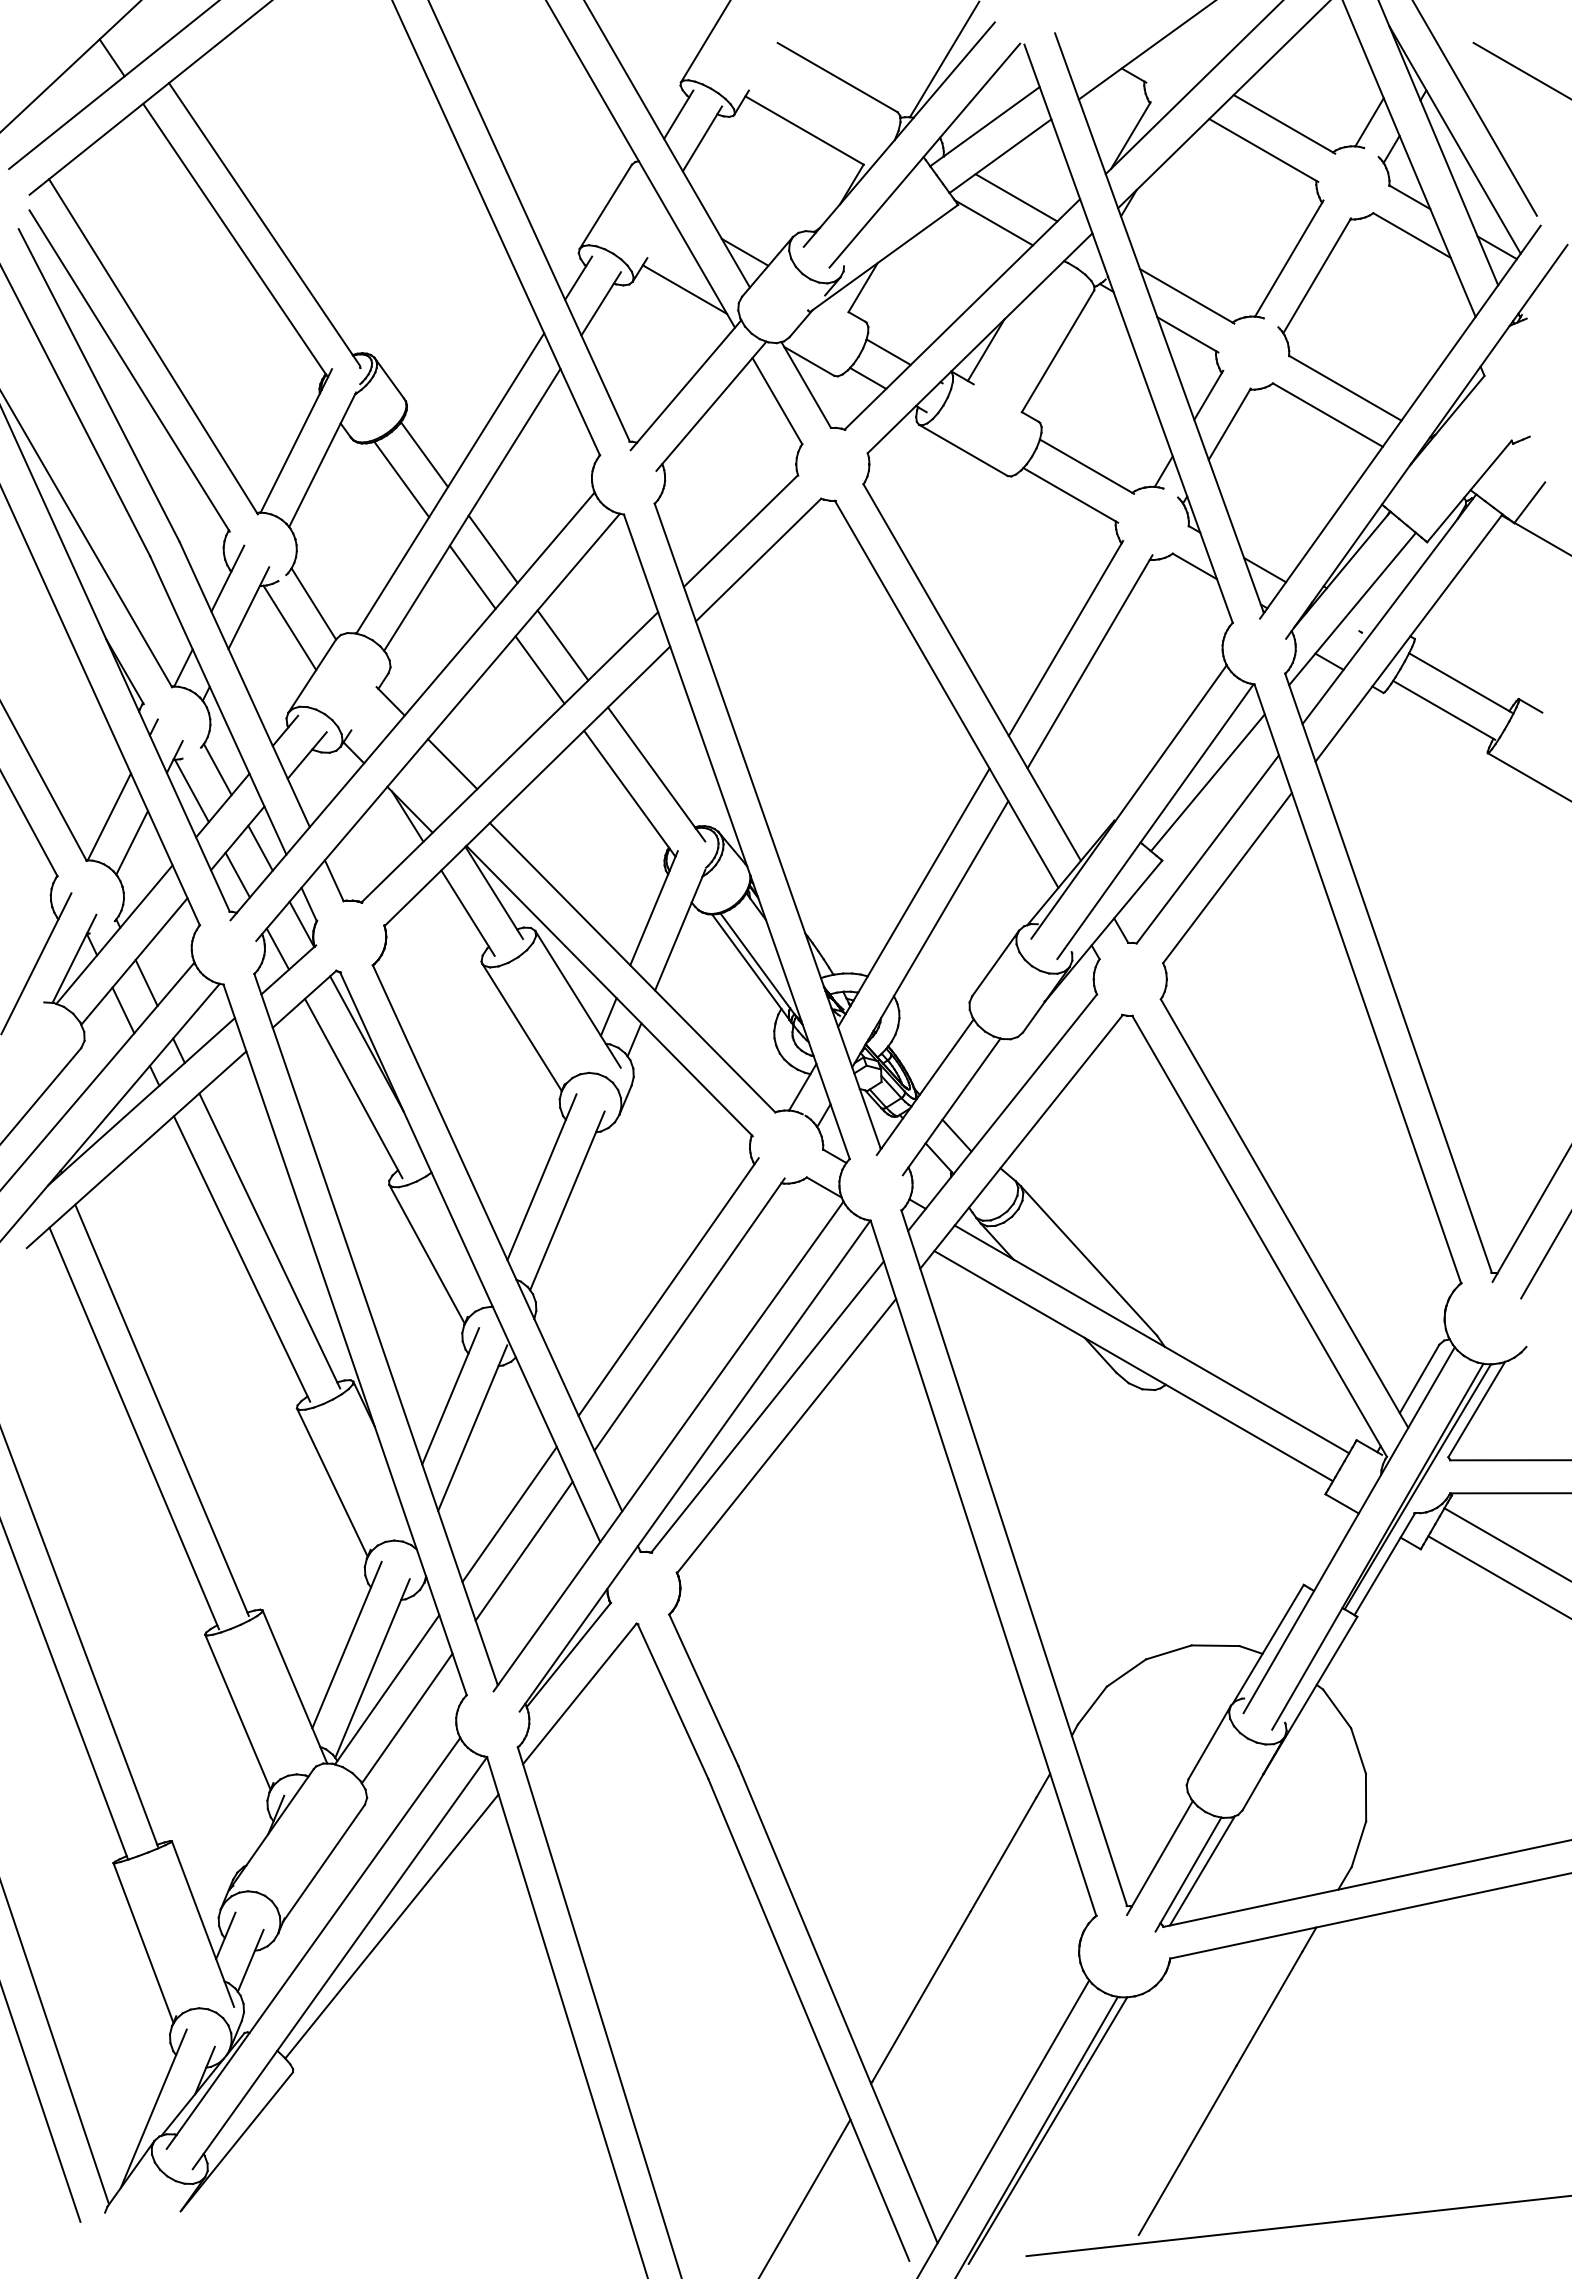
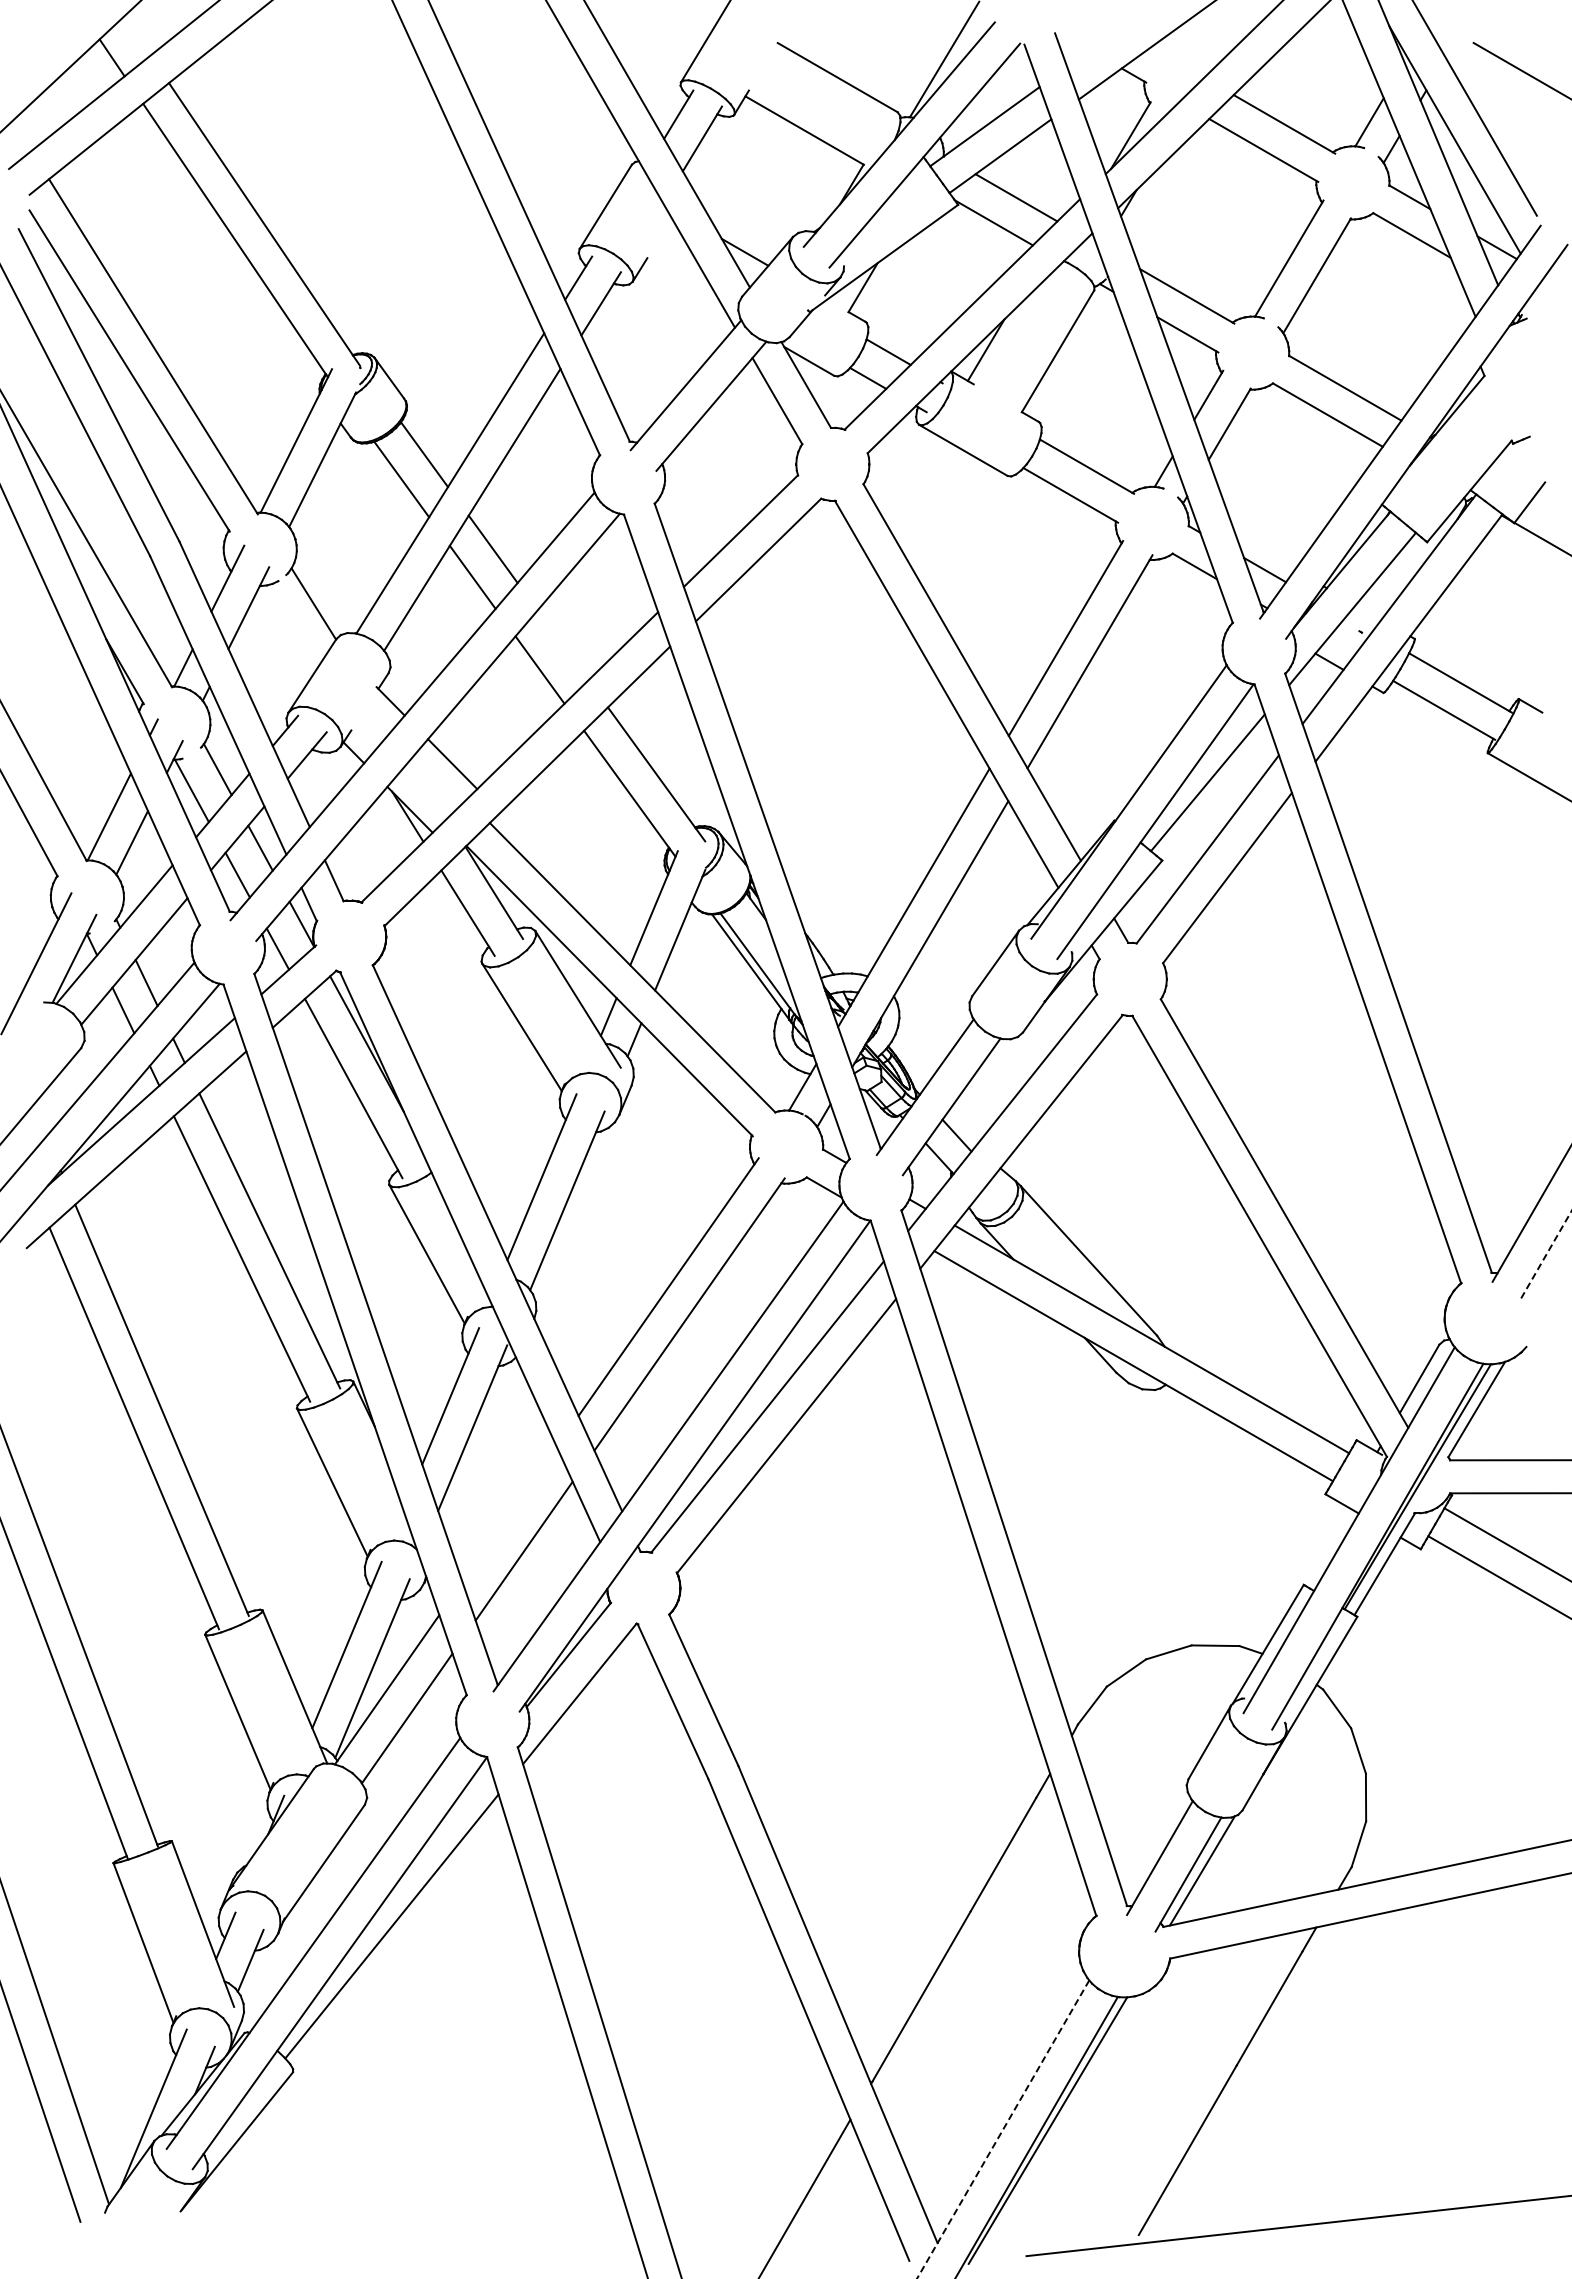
line: present -> none (684, 289)
line: present -> none (289, 627)
line: present -> none (562, 645)
line: solid -> dashed (1546, 1254)
line: present -> none (509, 1514)
line: solid -> dashed (1002, 2130)
